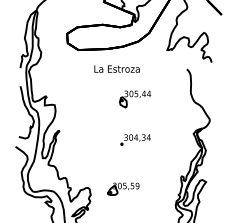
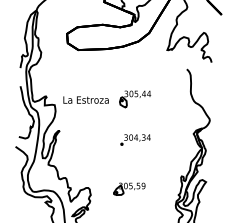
text position: (116, 68) -> (85, 99) (85, 99)
part position: (123, 188) -> (129, 188) (129, 188)
